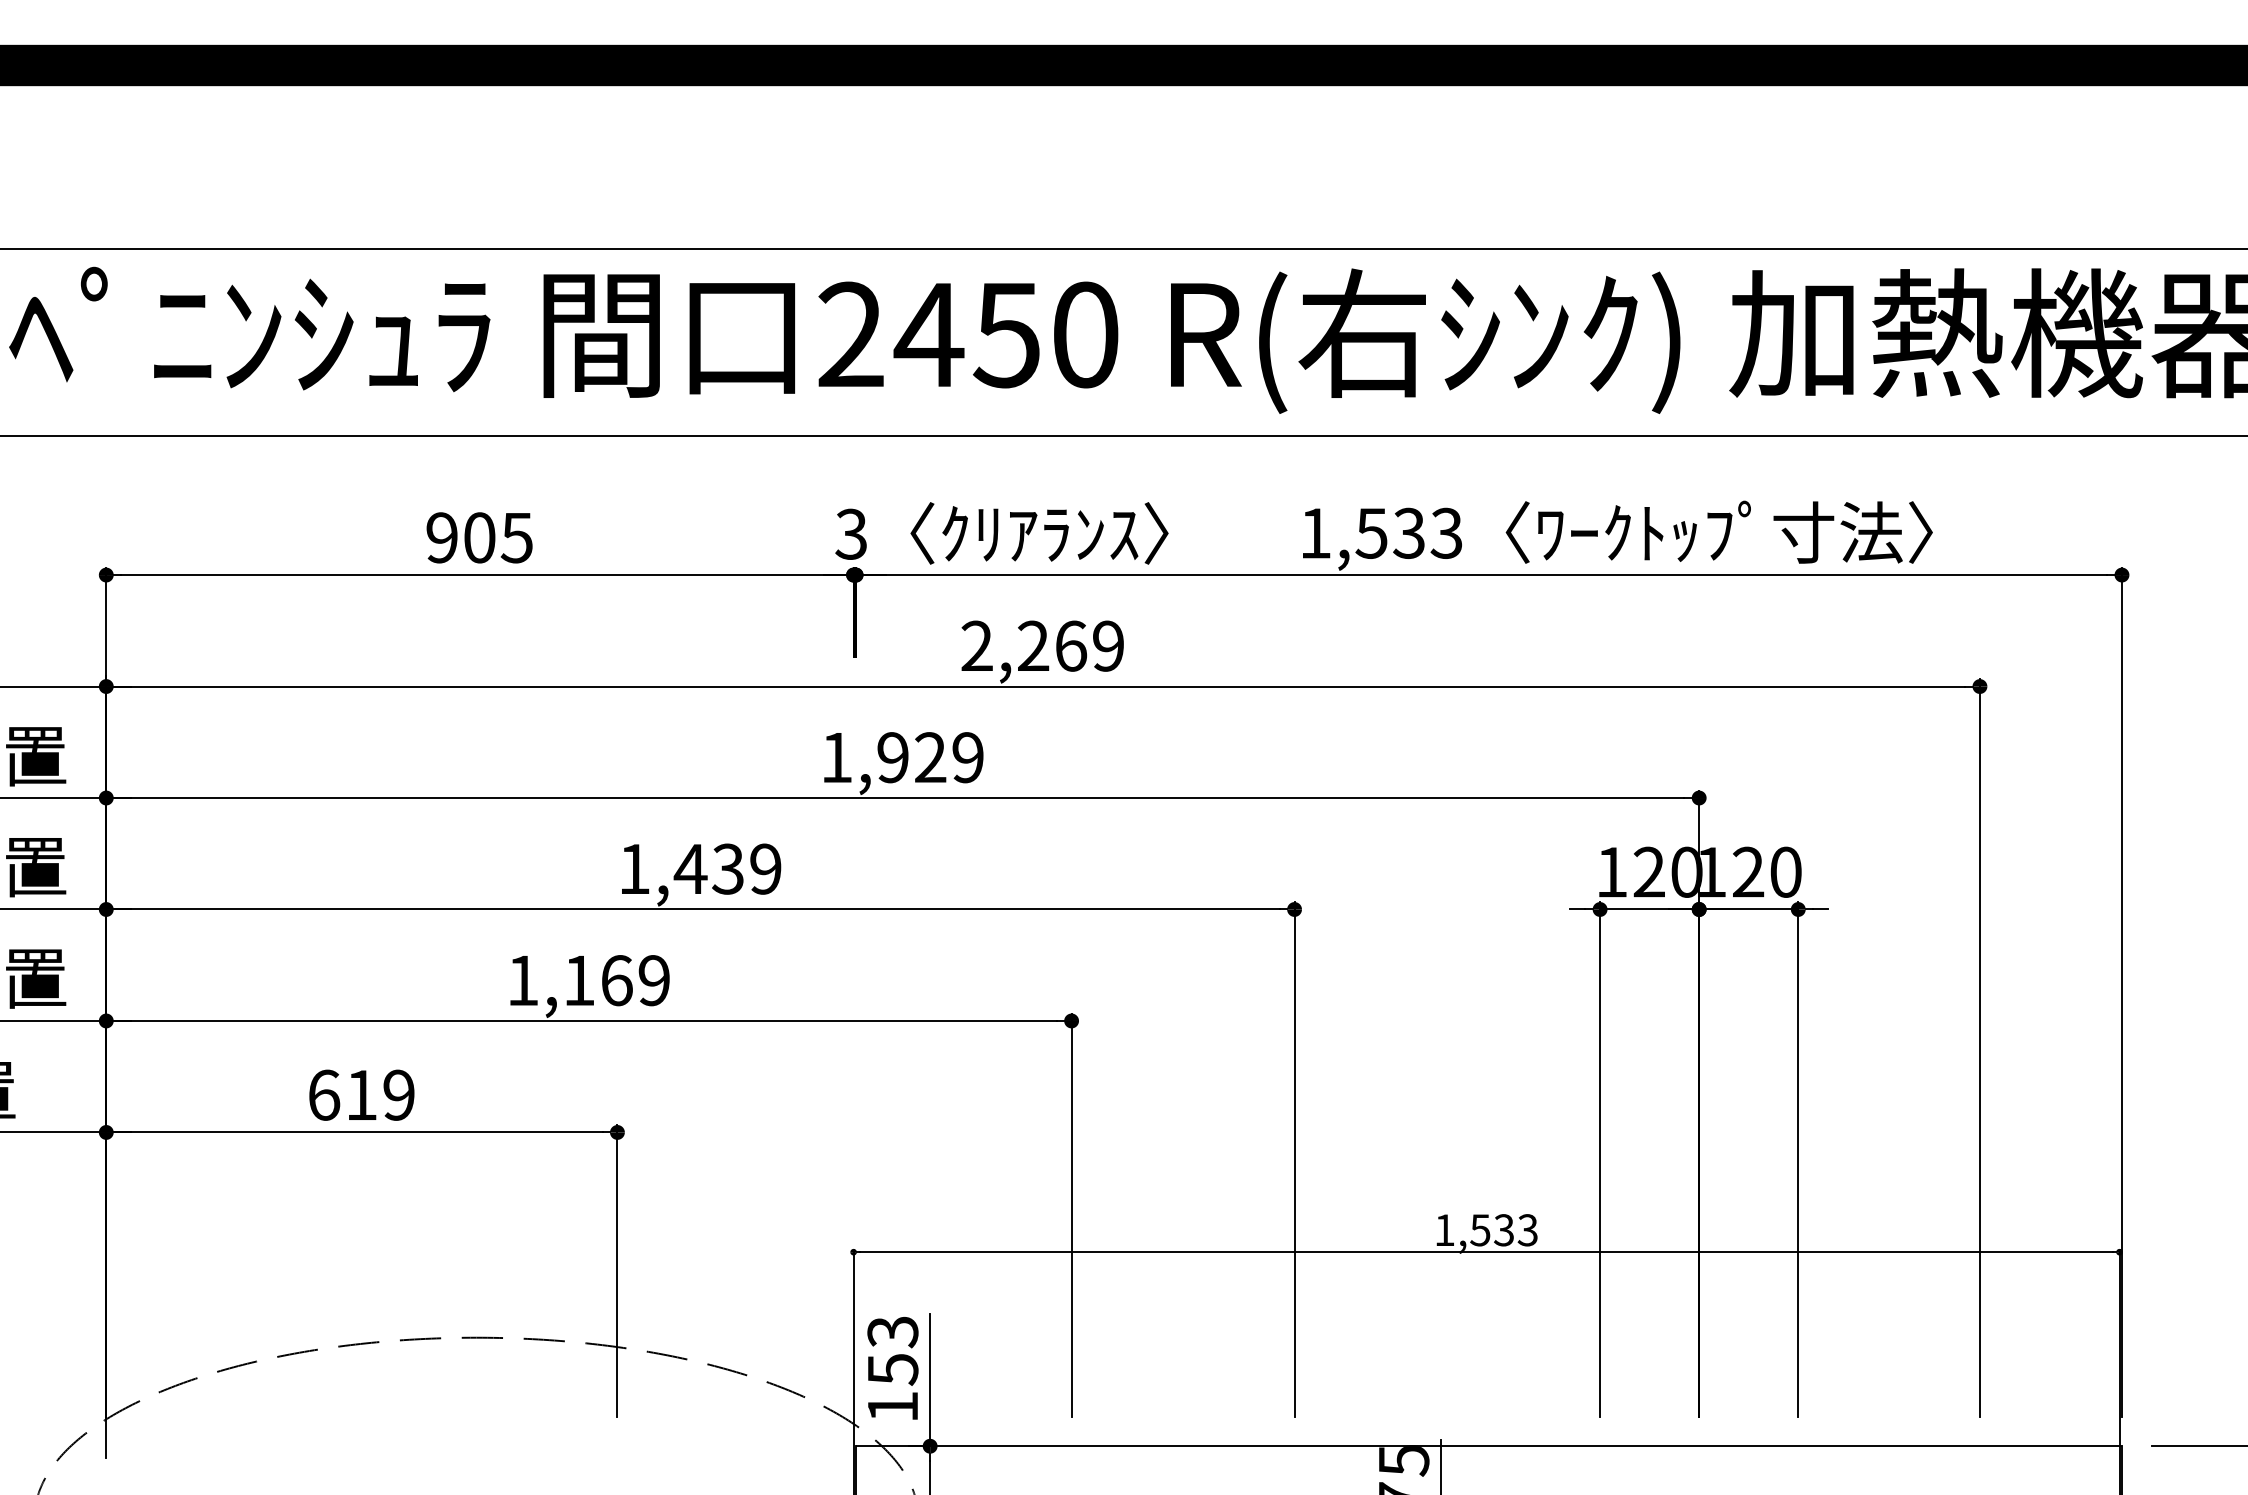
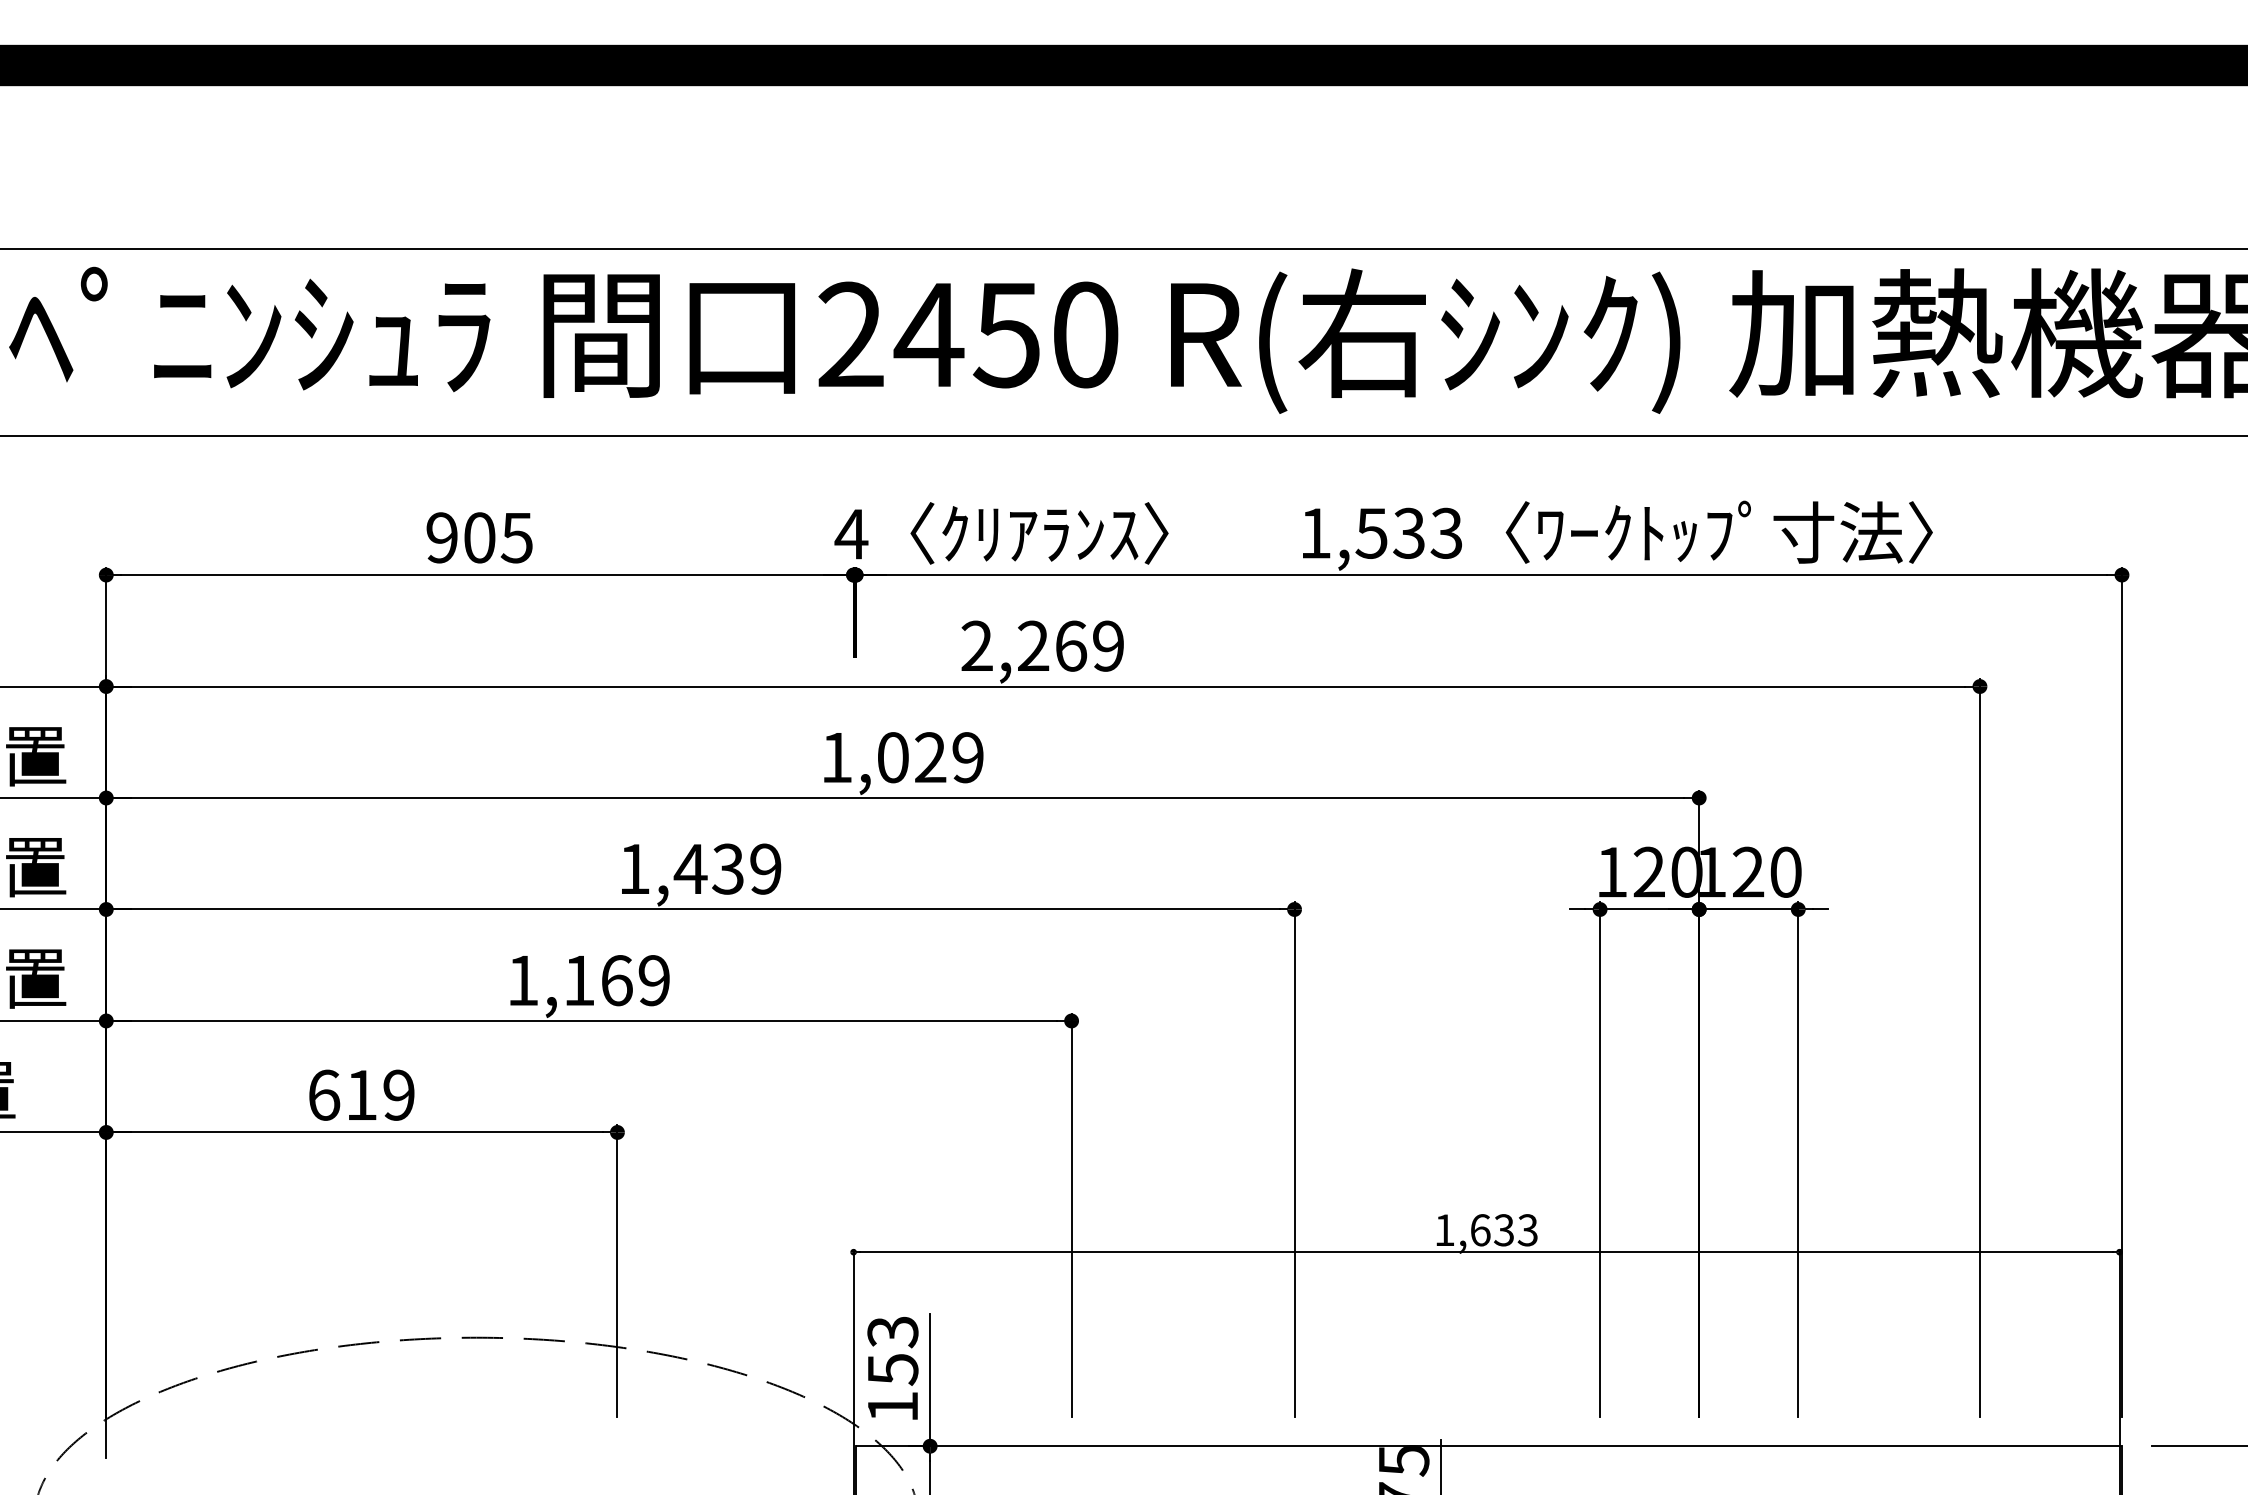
text: 3 -> 4 (851, 533)
text: 1,929 -> 1,029 (892, 757)
text: 1,533 -> 1,633 (1480, 1230)
